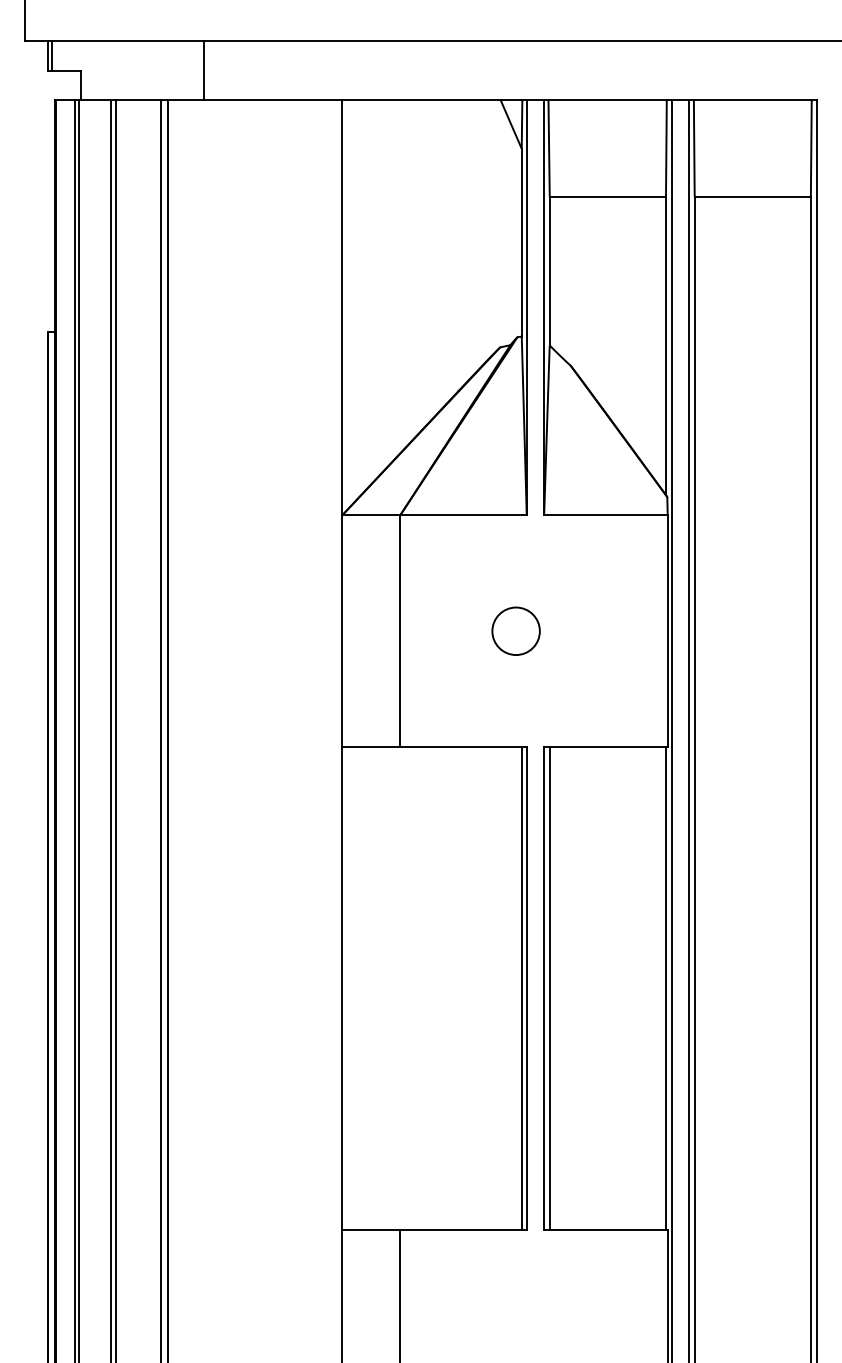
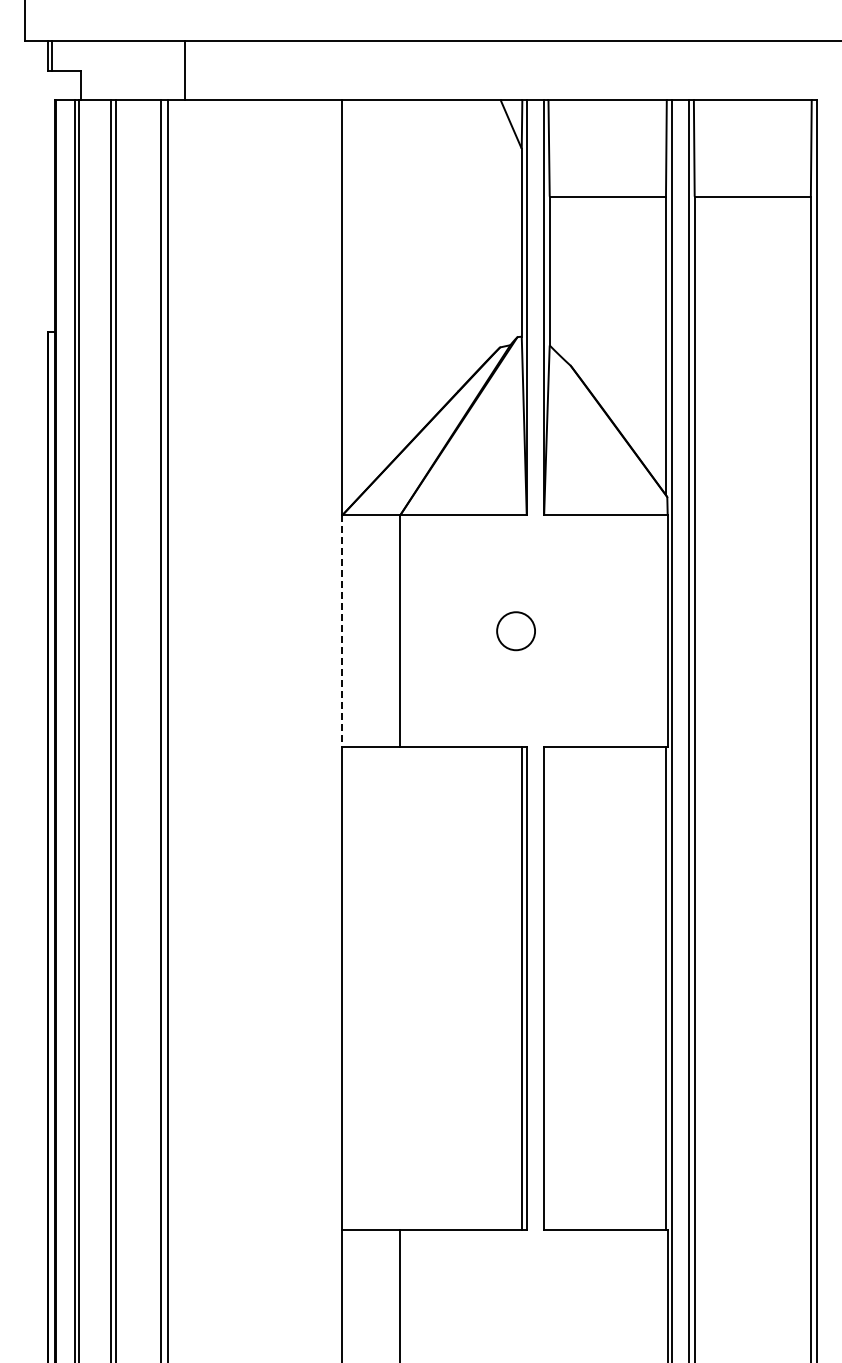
line position: (204, 70) -> (185, 70) (185, 70)
circle size: 50x50 px -> 40x41 px (515, 631)
line: solid -> dashed (342, 631)
line: present -> none (549, 988)
